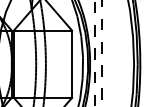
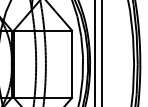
line: dashed -> solid (94, 53)
line: dashed -> solid (102, 53)
